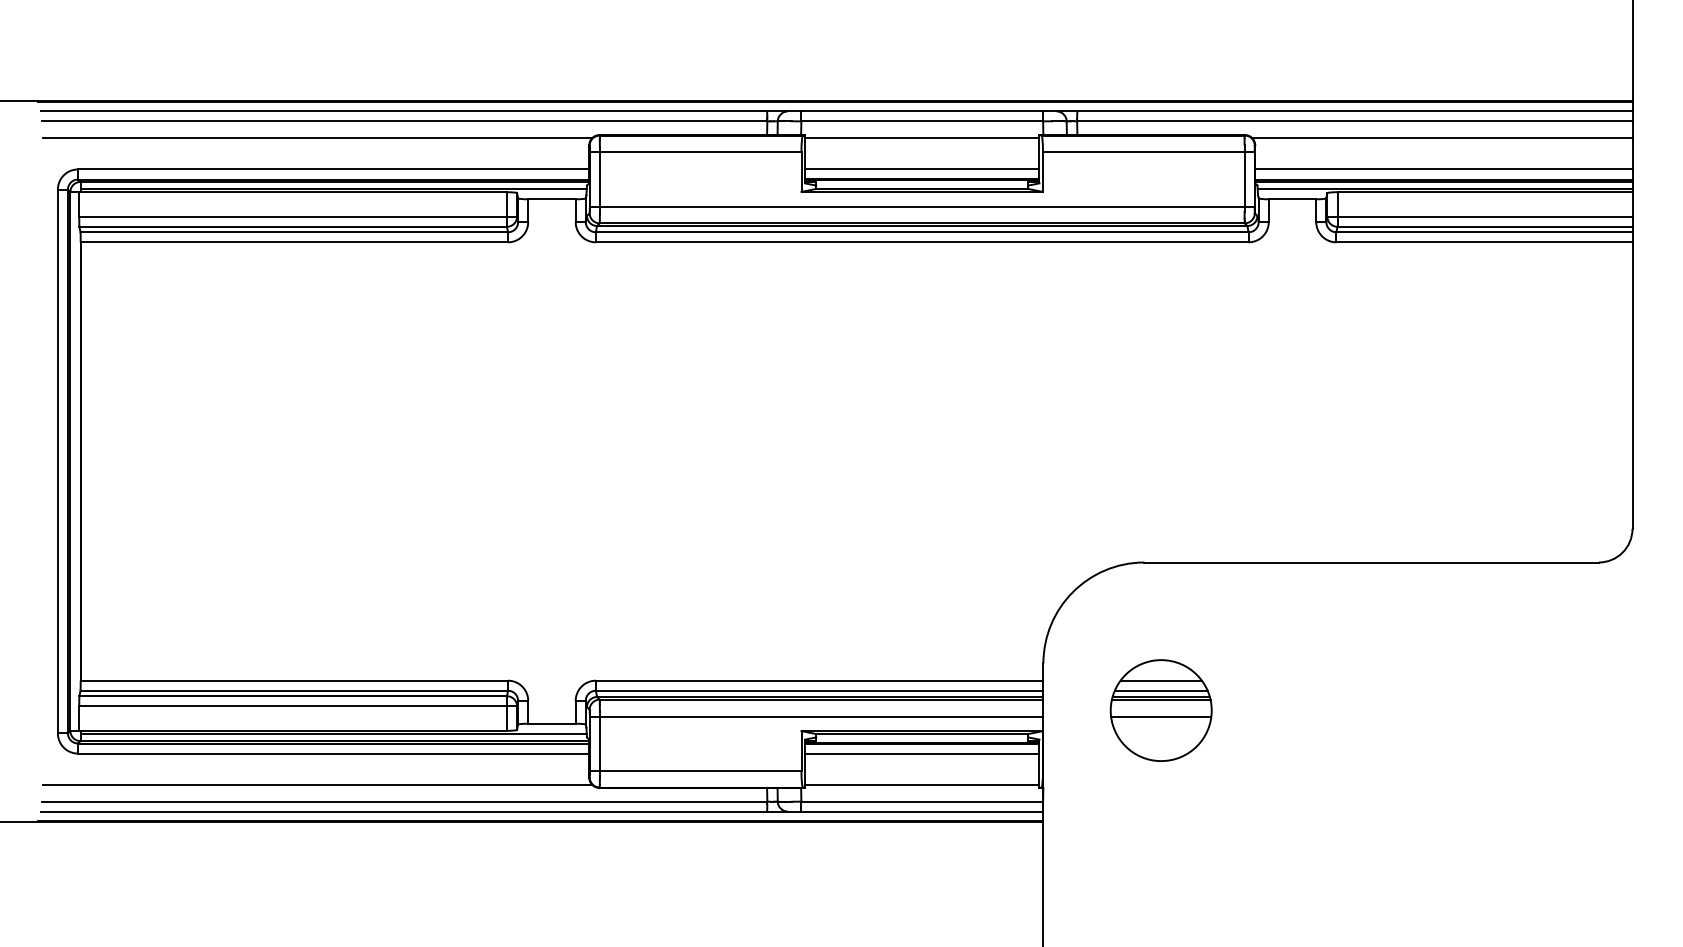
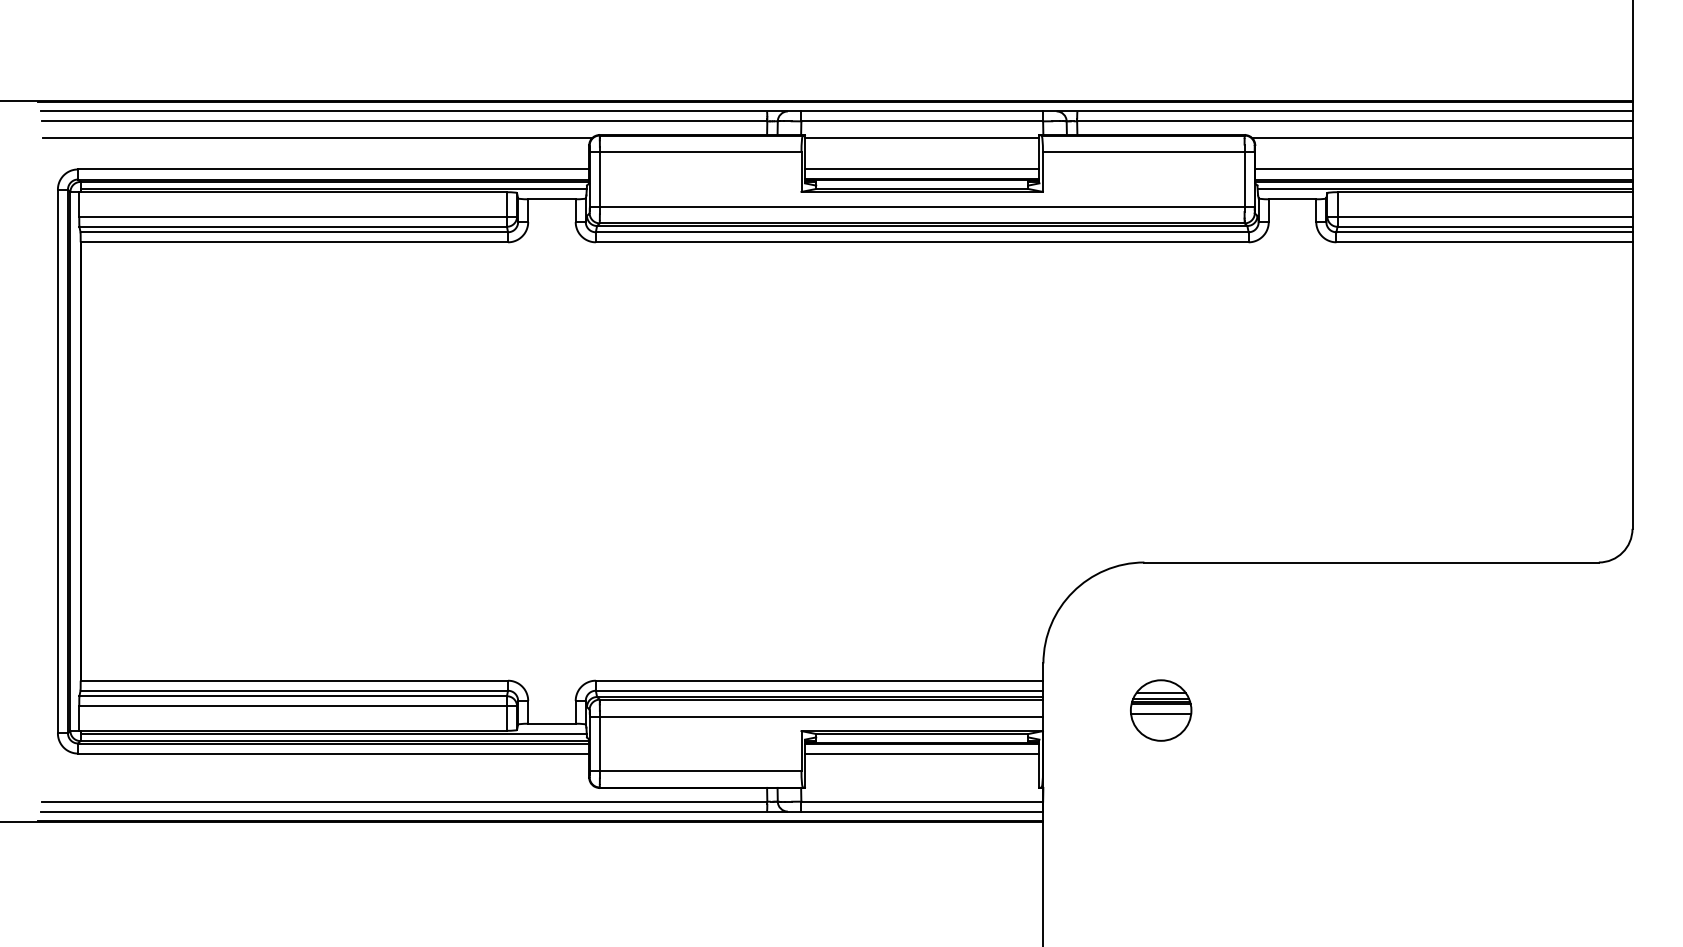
part size: 104x103 px -> 63x63 px (1161, 710)
line: present -> none (317, 784)
line: present -> none (922, 784)
